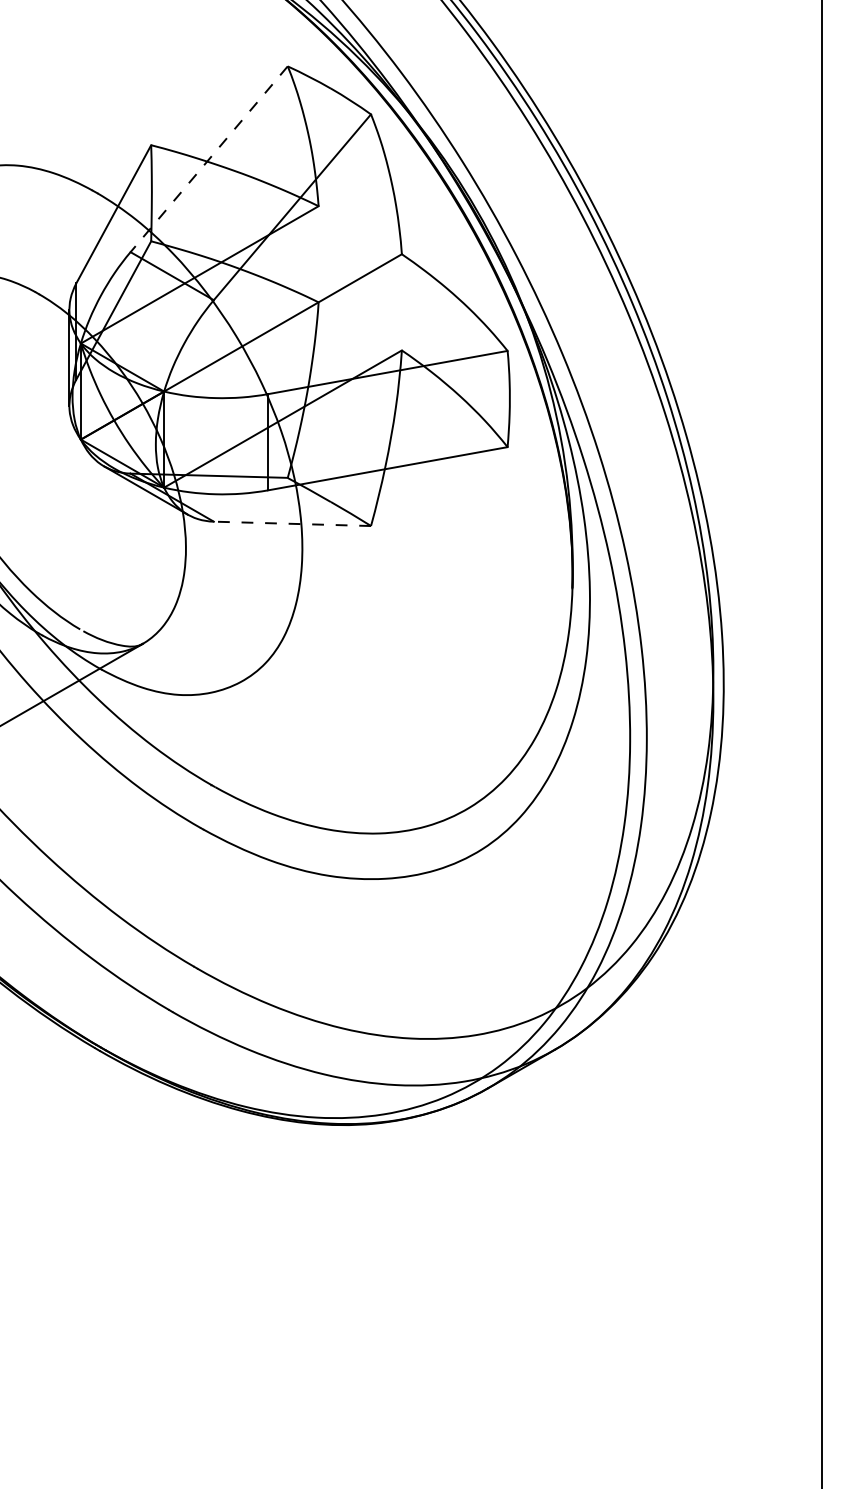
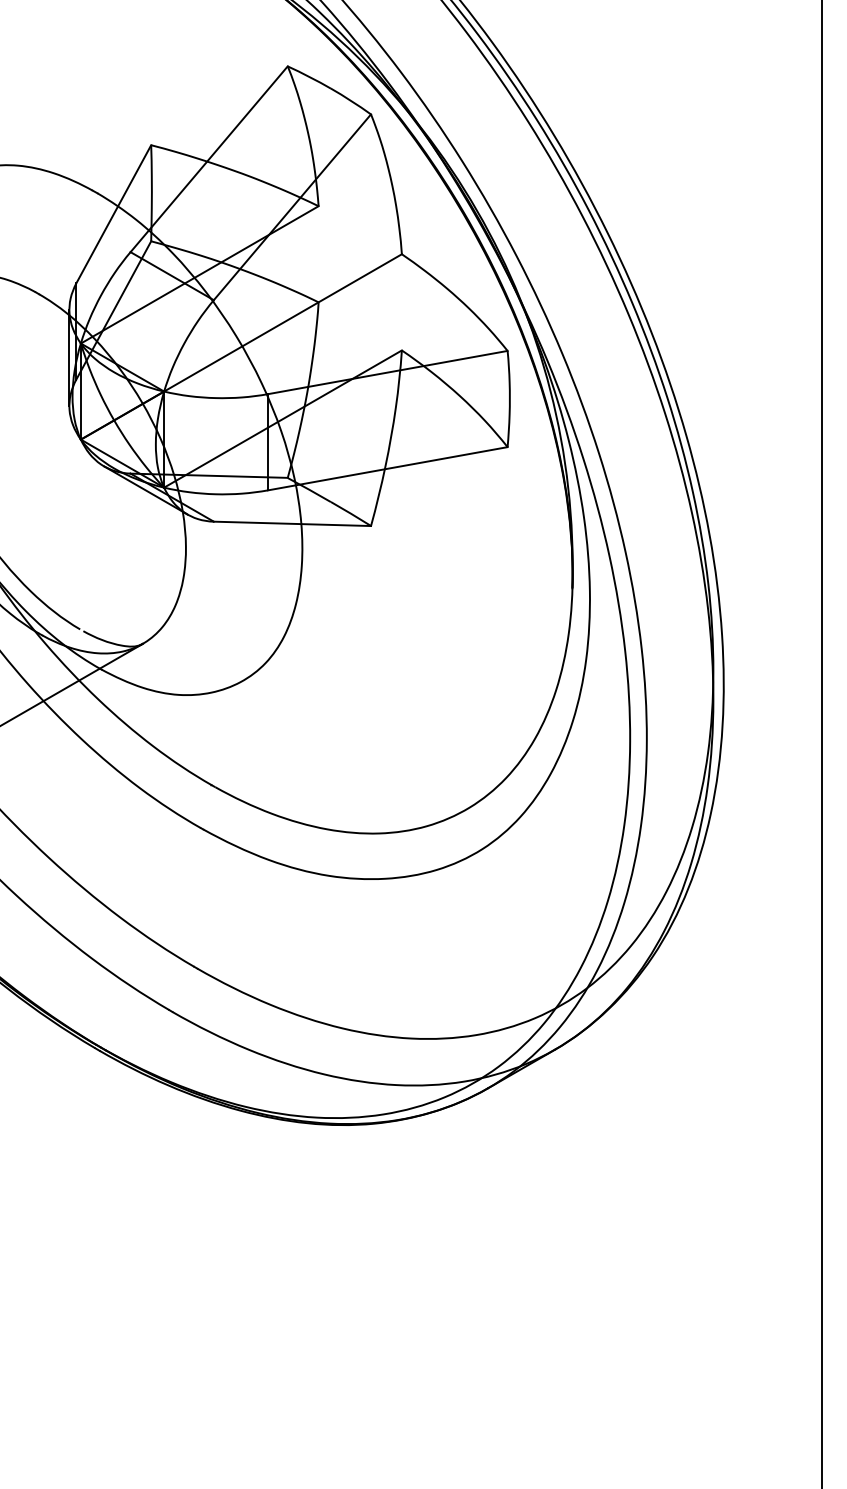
line: dashed -> solid (209, 159)
line: dashed -> solid (292, 523)
